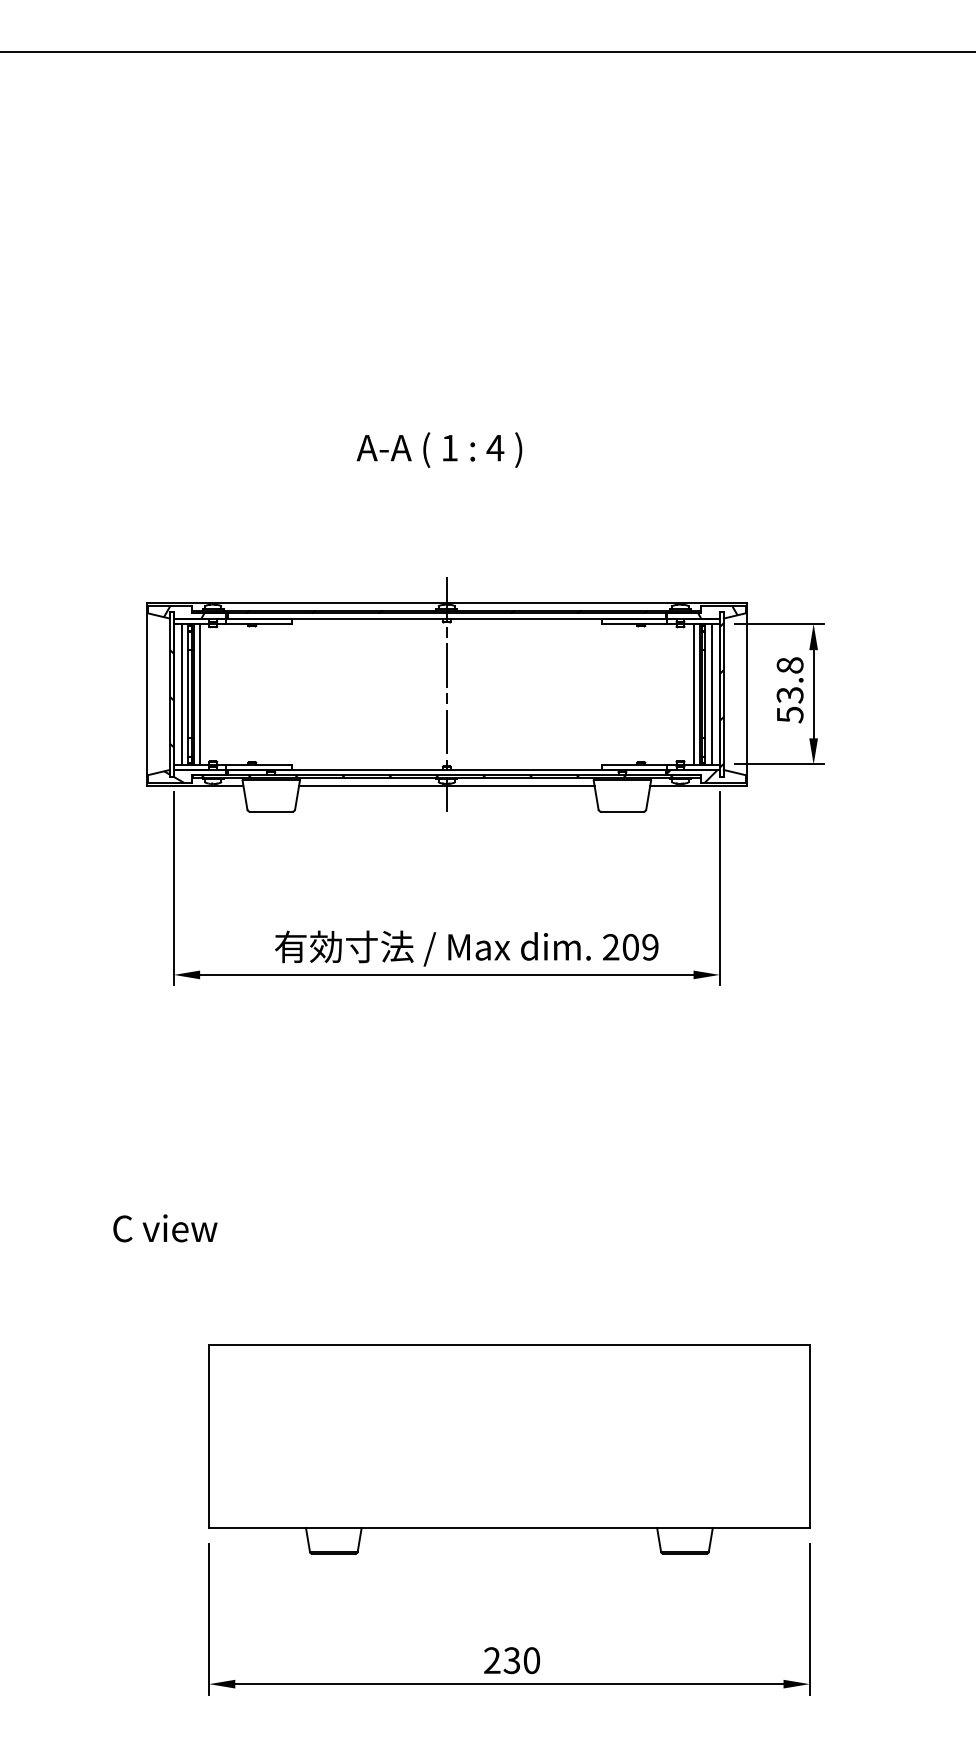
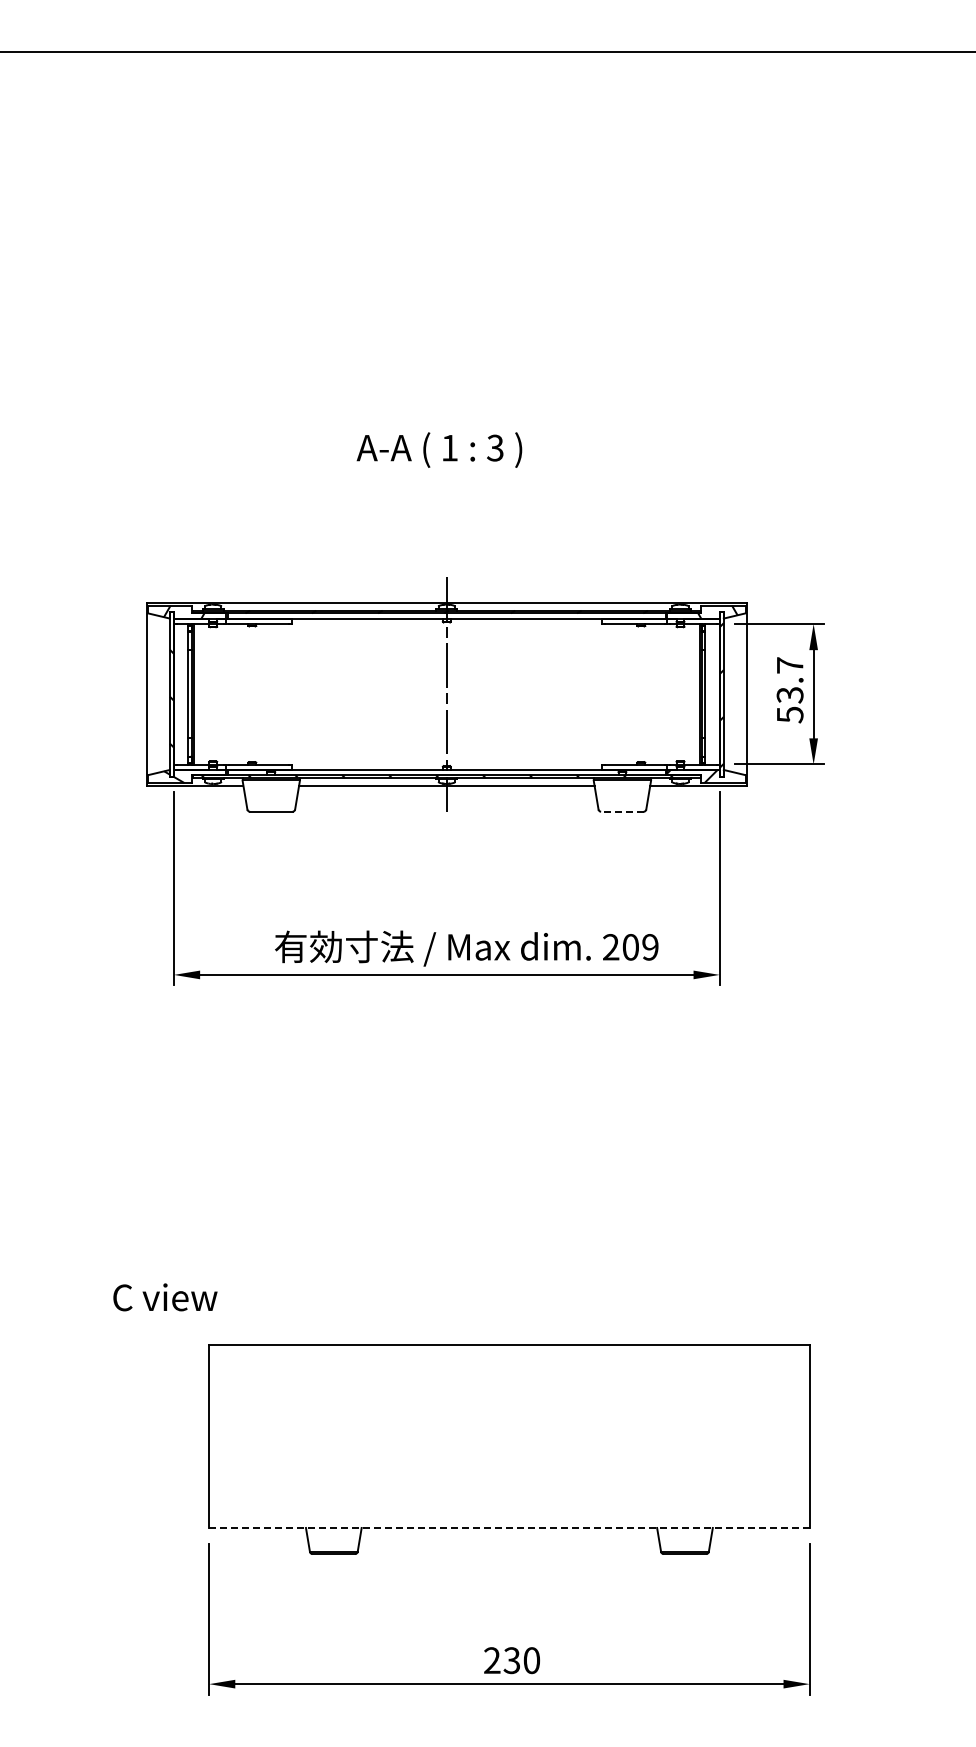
text: 4 -> 3 (495, 447)
text: 53.8 -> 53.7 (789, 665)
line: present -> none (181, 694)
line: present -> none (200, 694)
line: present -> none (693, 694)
line: present -> none (711, 694)
line: solid -> dashed (621, 811)
text position: (165, 1228) -> (165, 1297) (165, 1297)
line: solid -> dashed (509, 1528)
